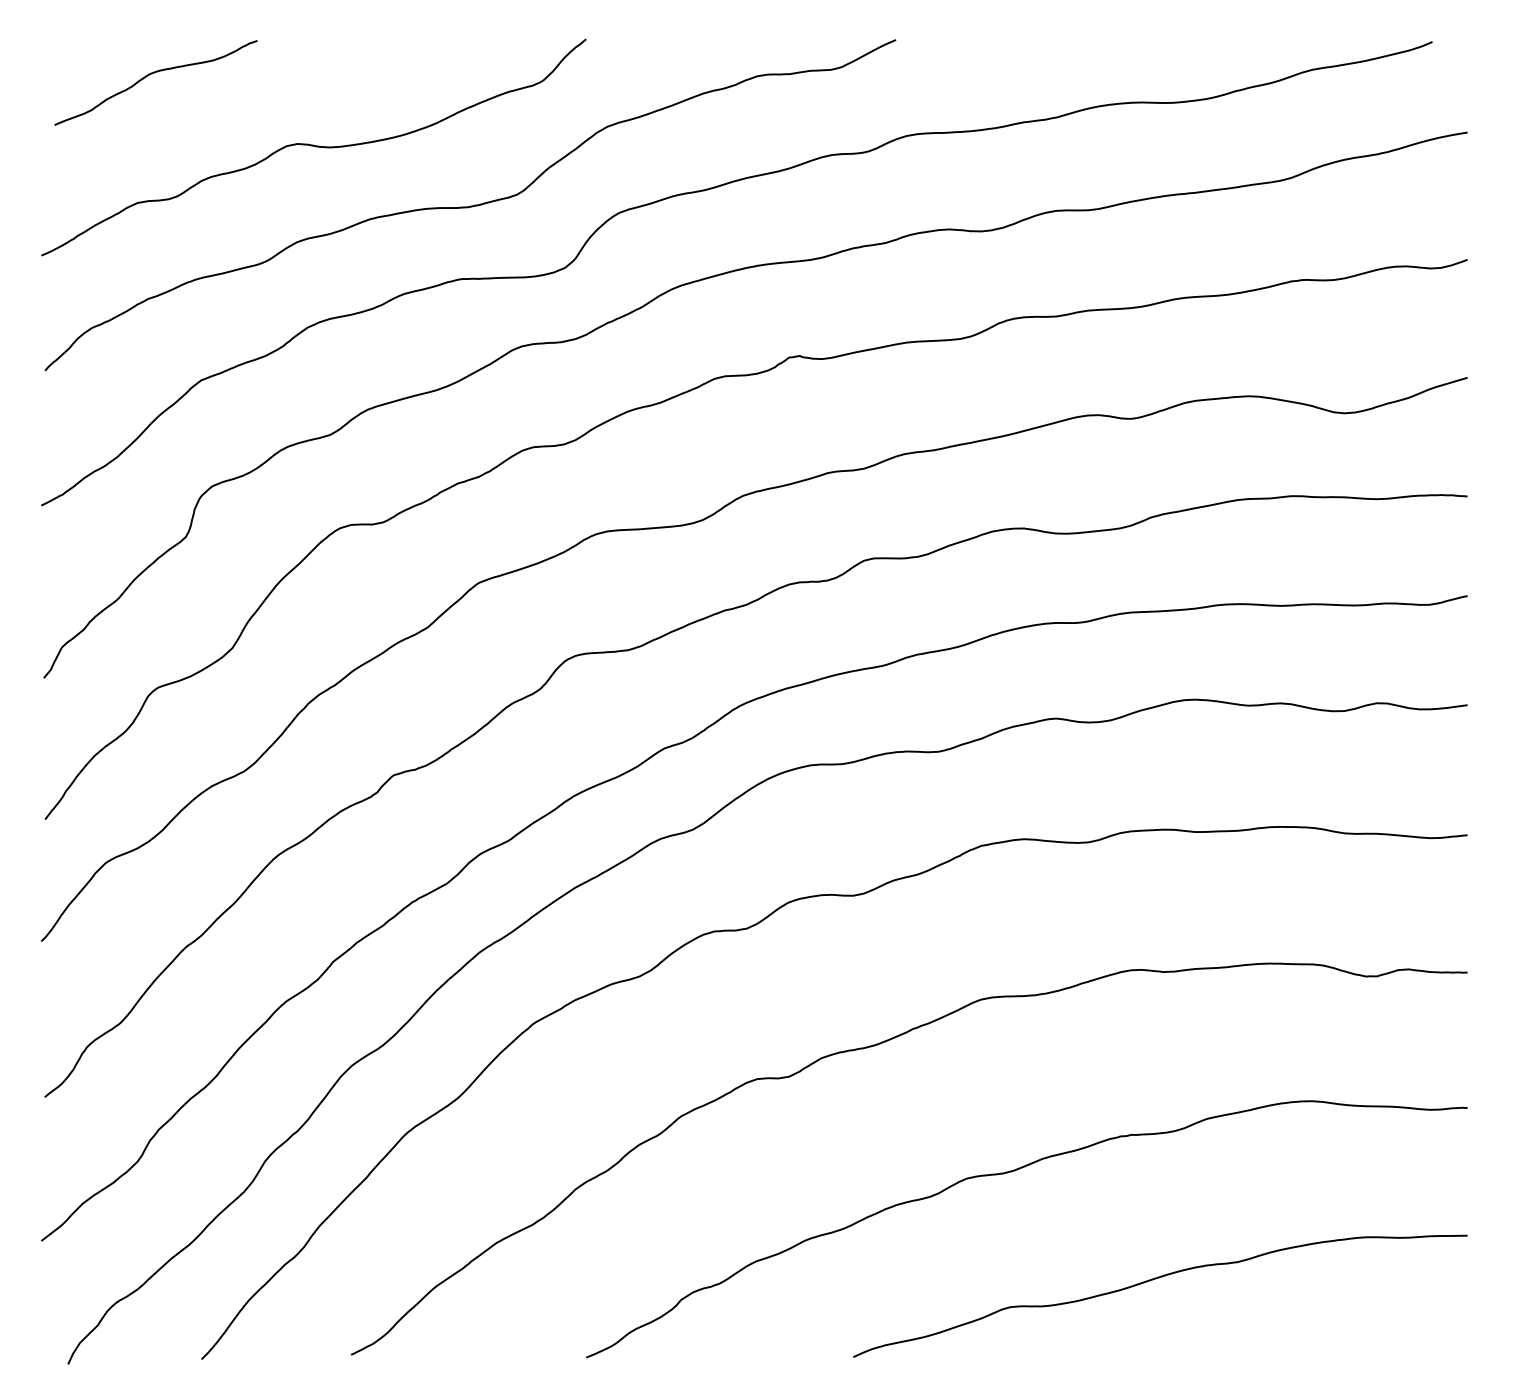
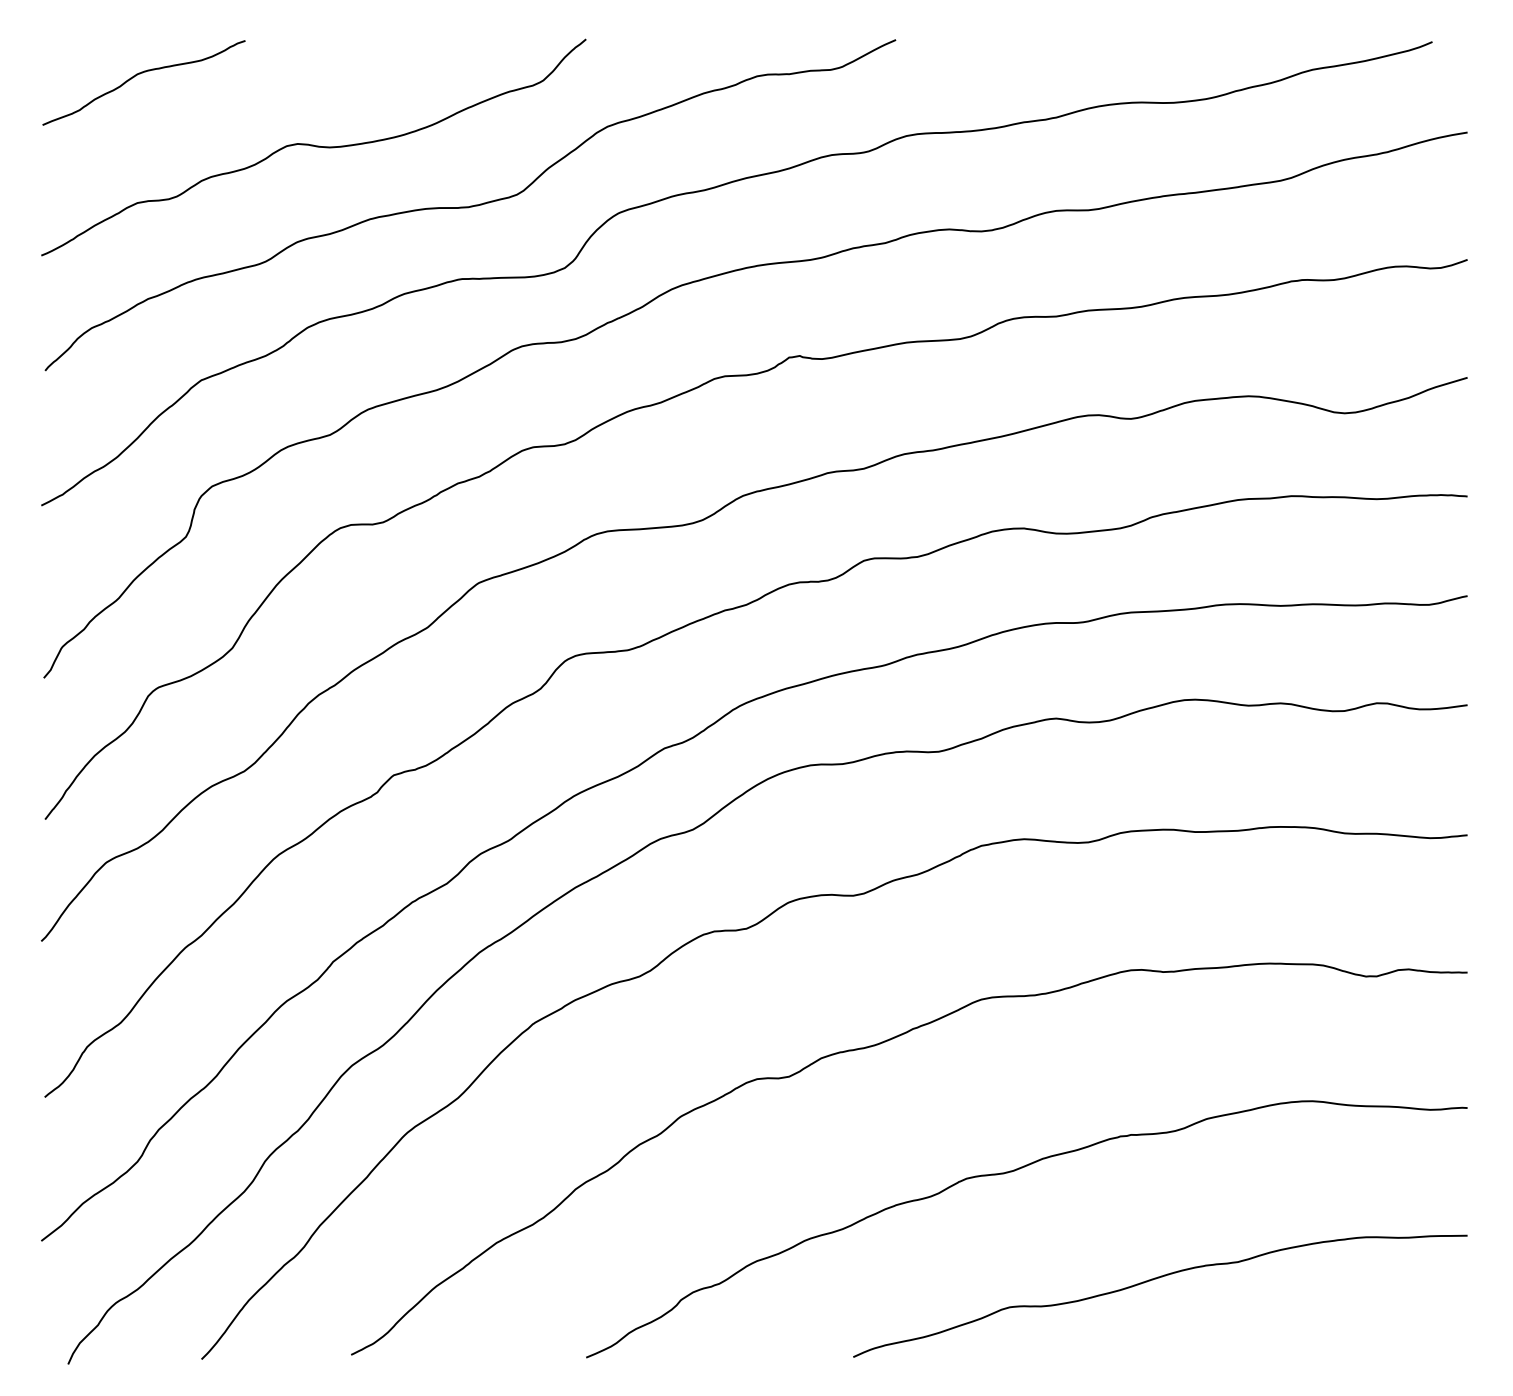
curve position: (152, 74) -> (140, 74) (140, 74)
